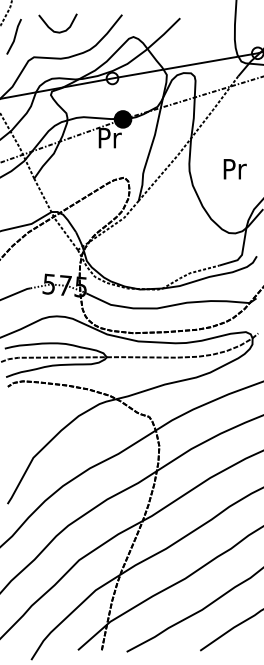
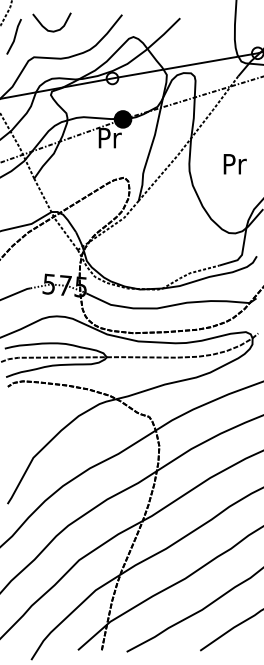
curve position: (54, 30) -> (48, 29) (48, 29)
text position: (234, 169) -> (234, 164) (234, 164)
